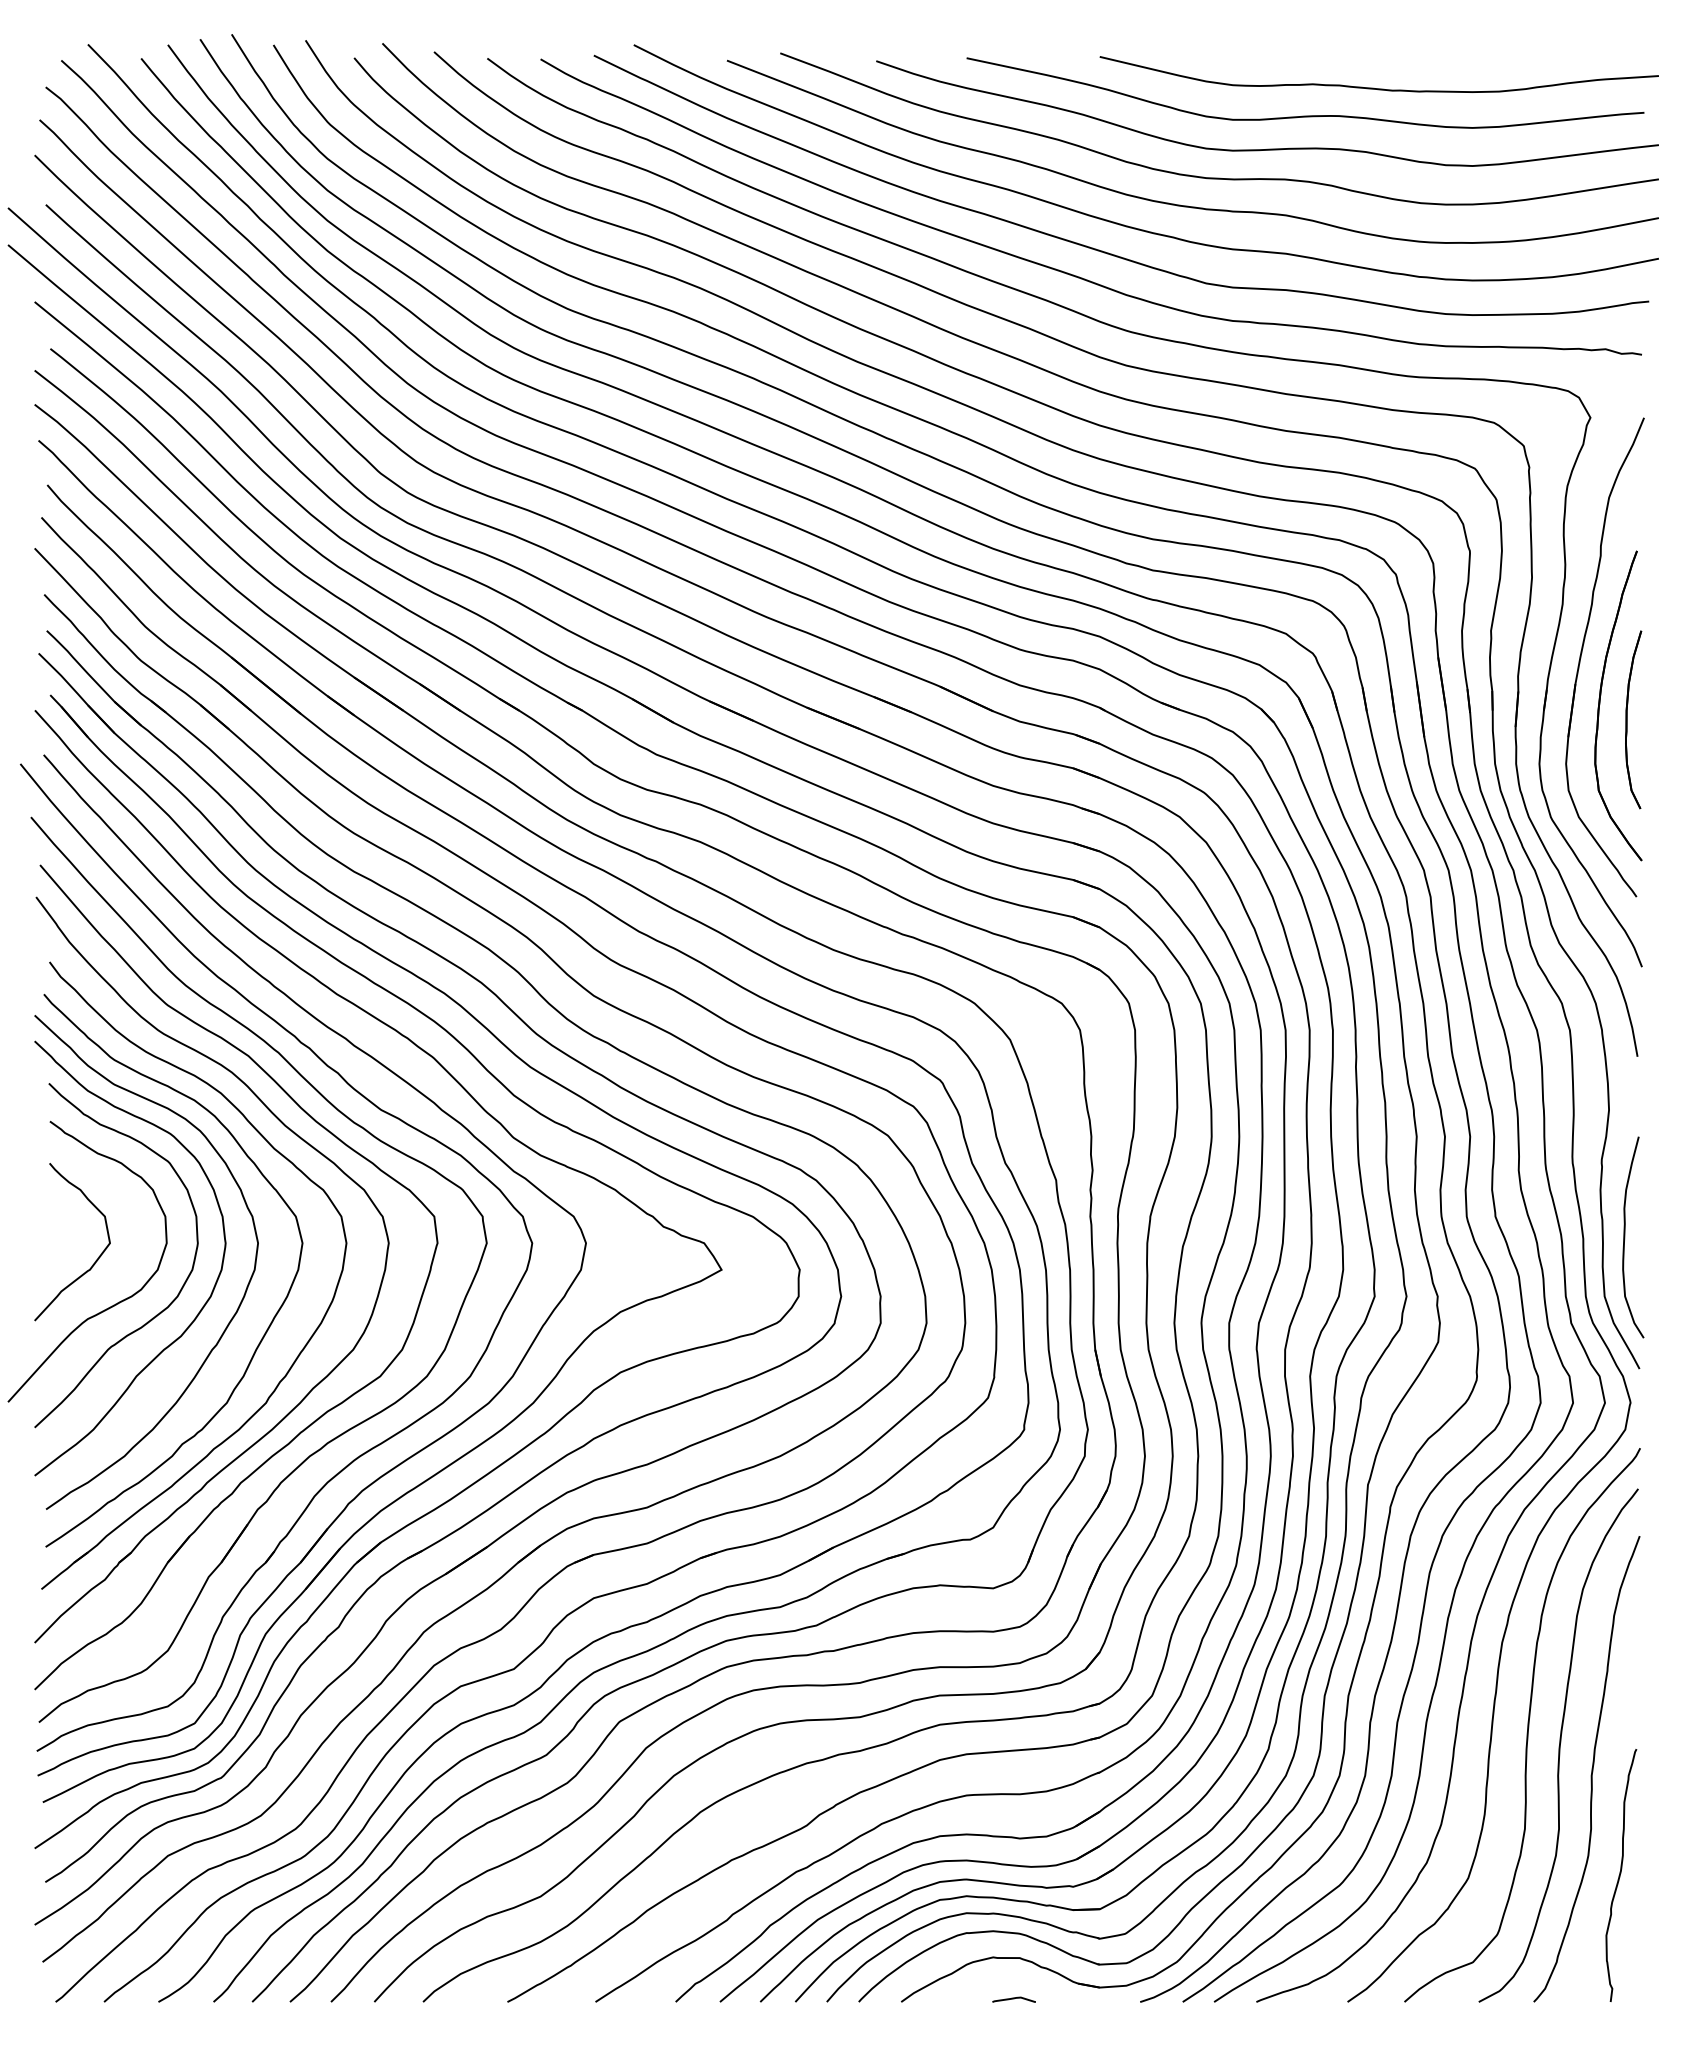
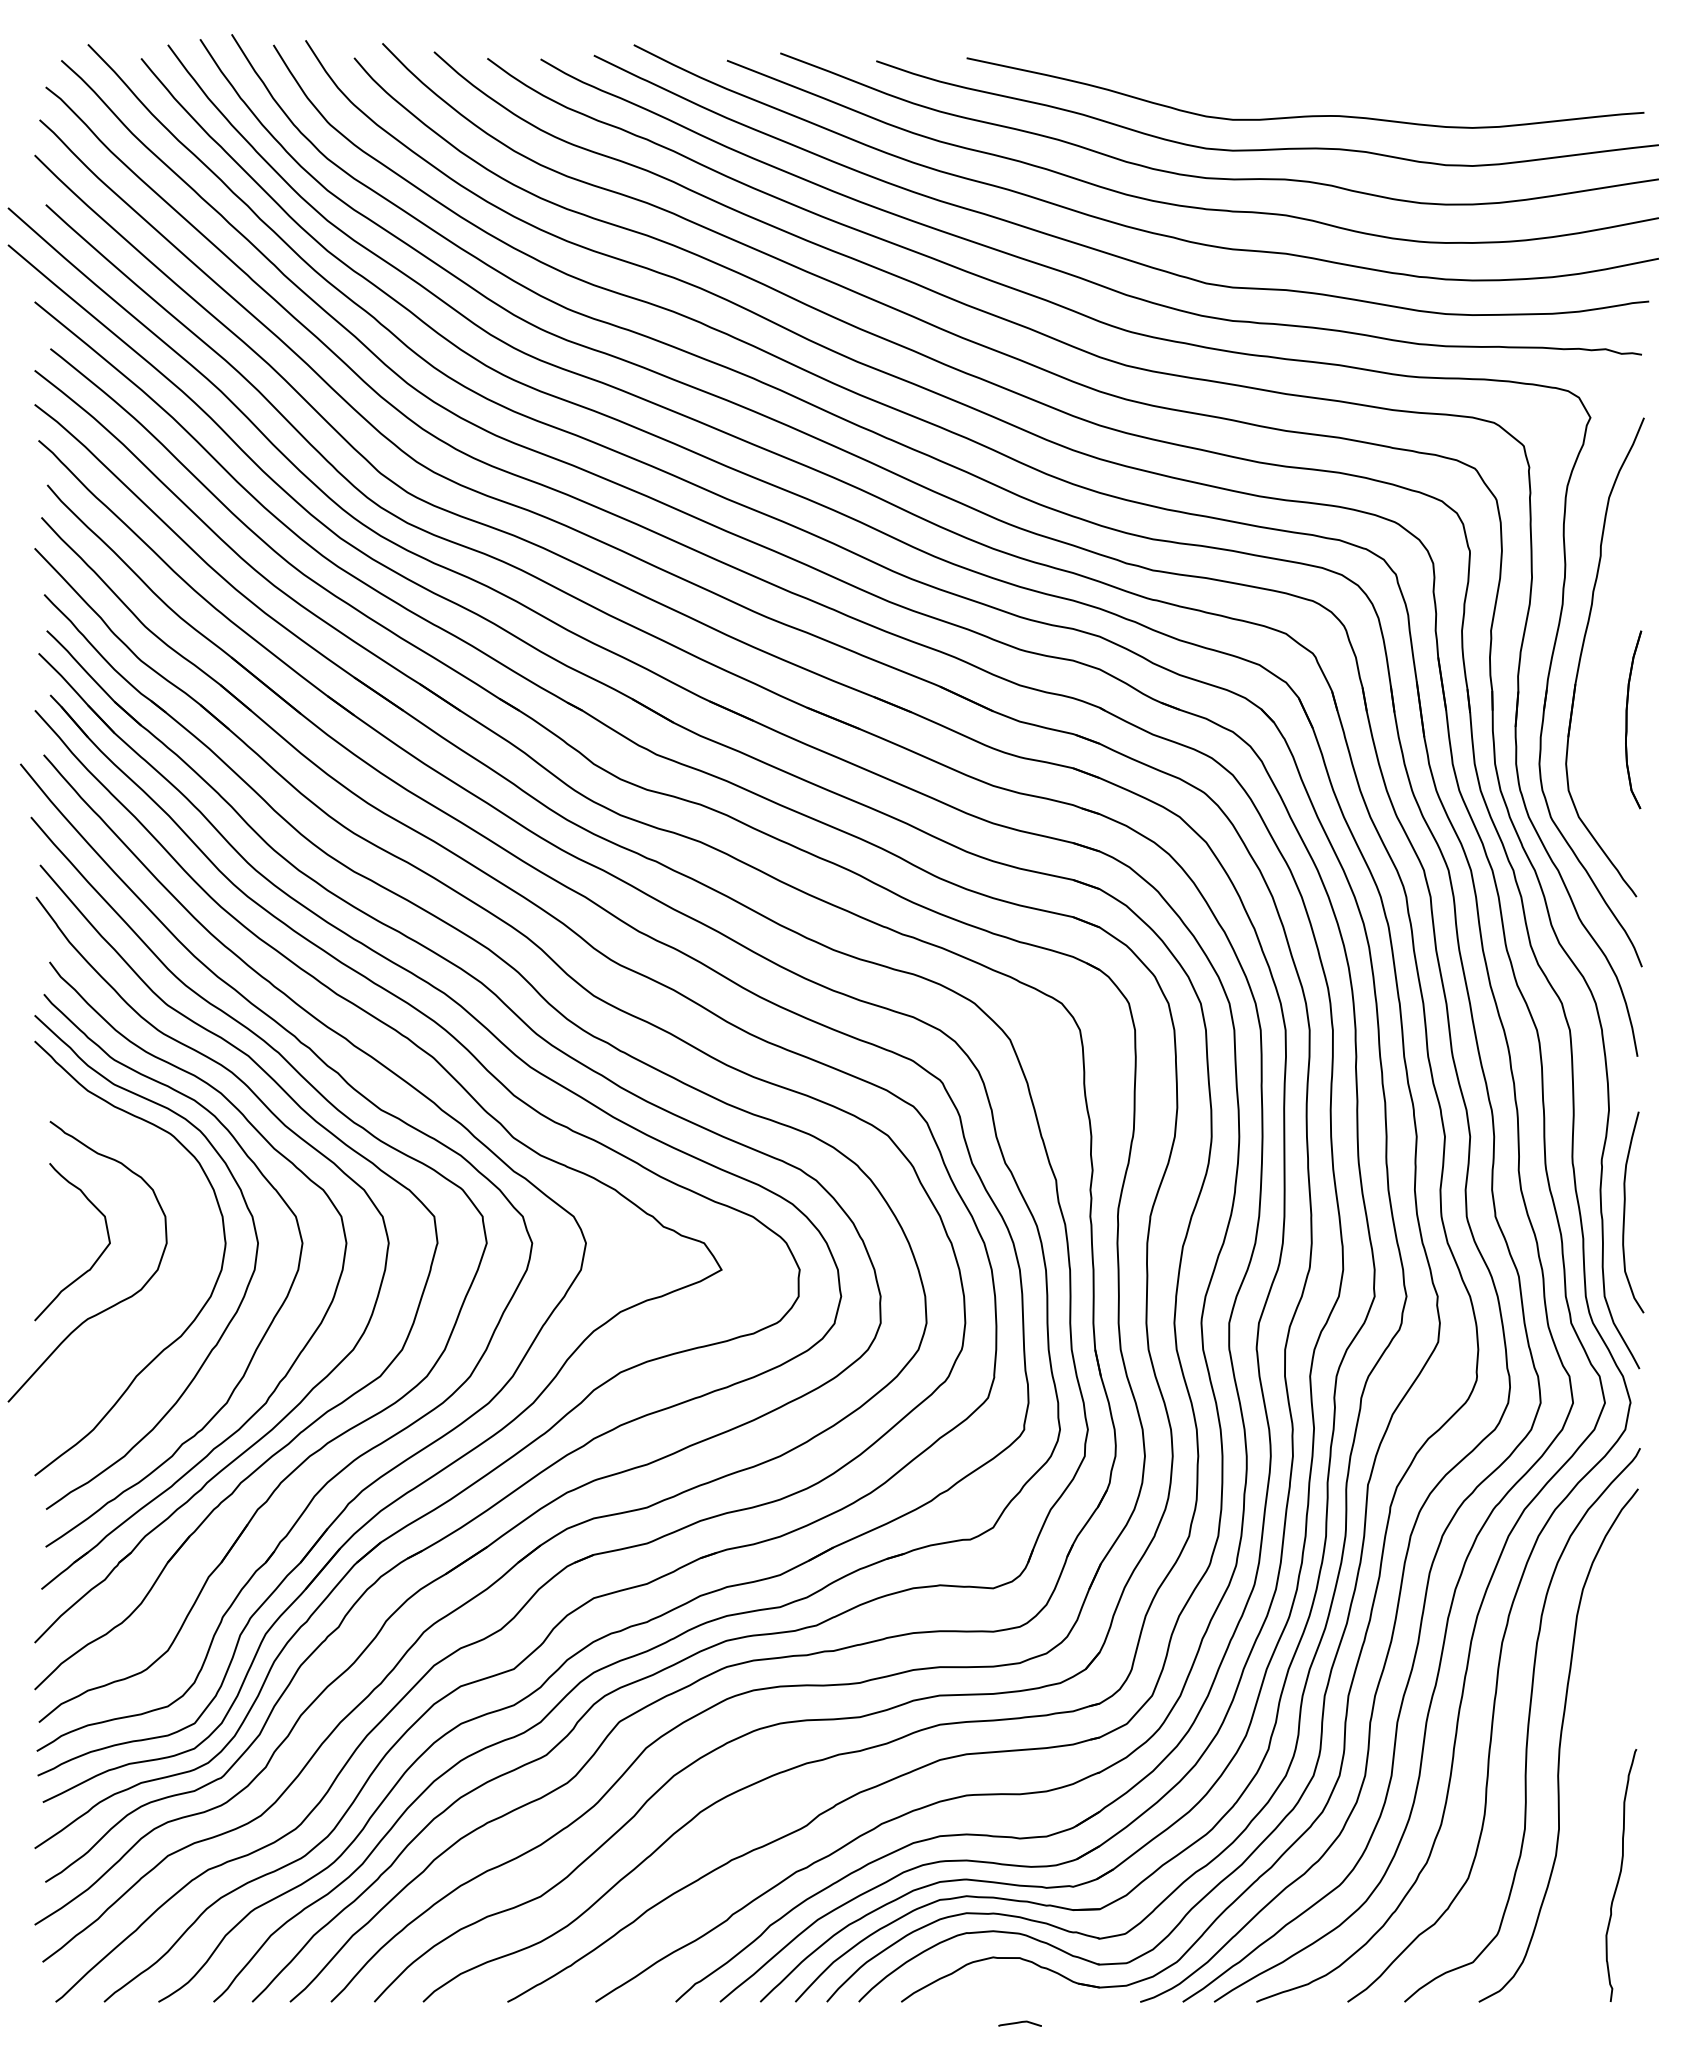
curve: present -> none (1373, 87)
part: present -> none (1600, 704)
curve position: (1625, 1237) -> (1625, 1212) (1625, 1212)
curve: present -> none (160, 1311)
curve: present -> none (1591, 1769)
curve position: (1013, 1999) -> (1019, 2023) (1019, 2023)
